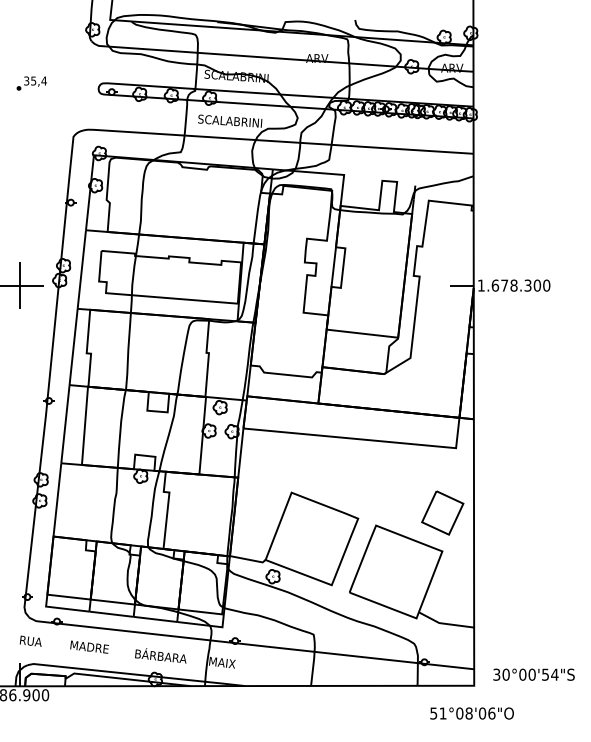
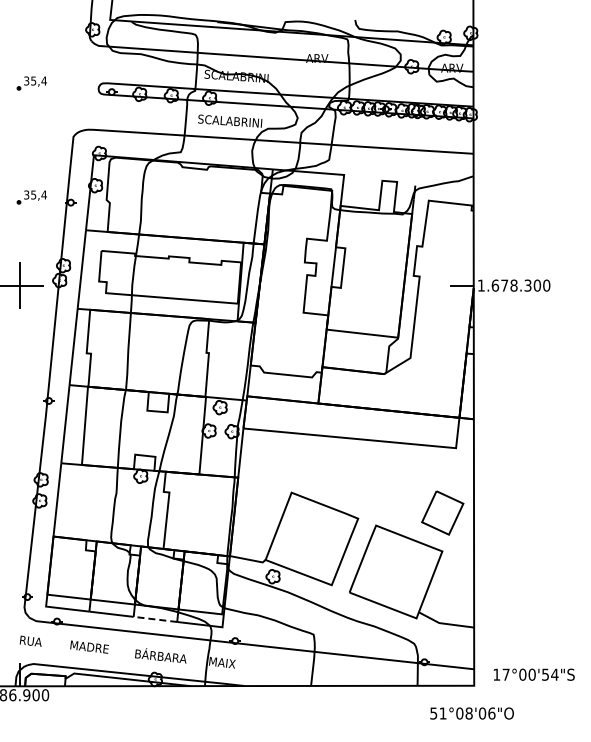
part: none -> present (31, 197)
line: solid -> dashed (155, 619)
text: 30°00'54"S -> 17°00'54"S (501, 674)
